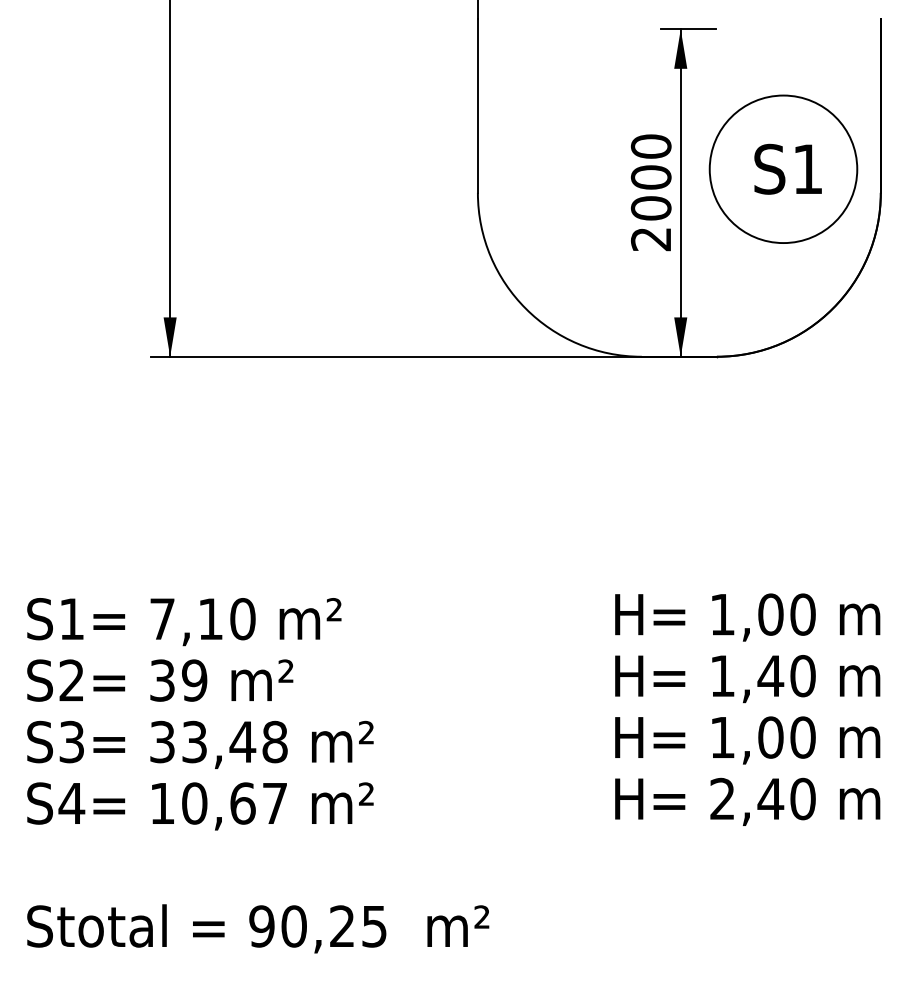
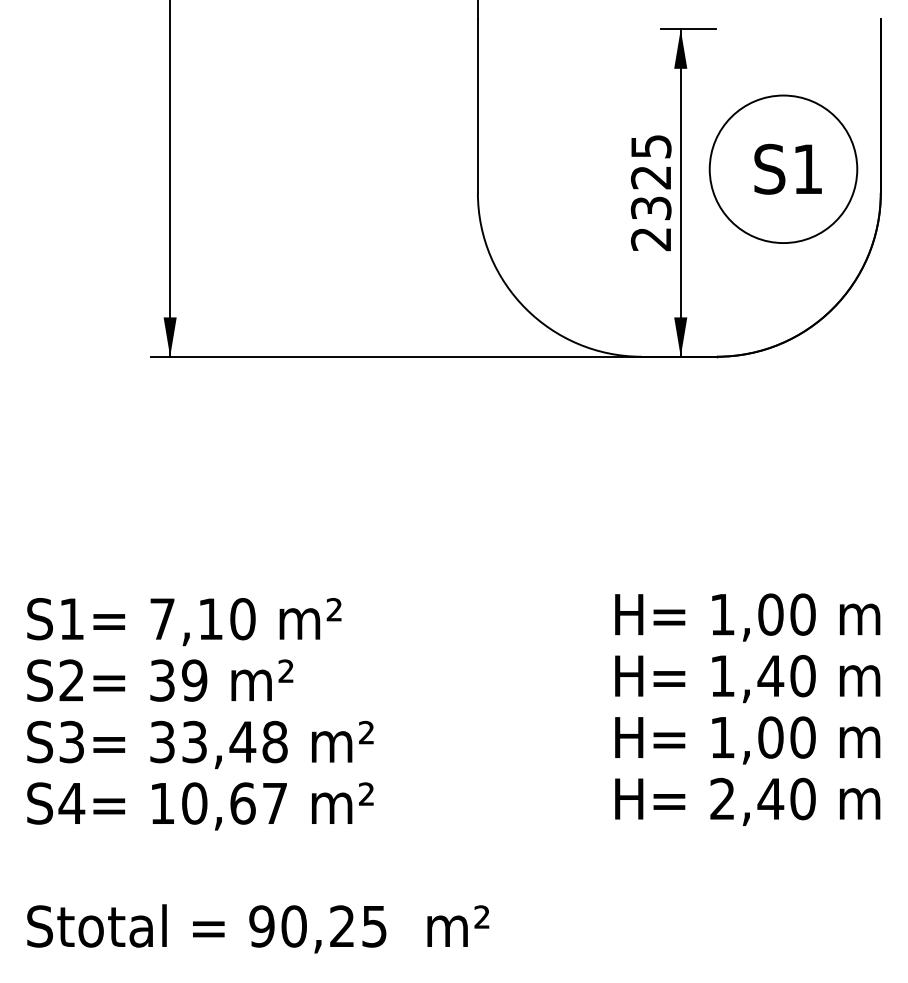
text: 2000 -> 2325 (650, 177)
